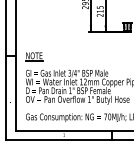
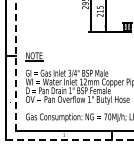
line: solid -> dashed (15, 65)
line: solid -> dashed (70, 140)
